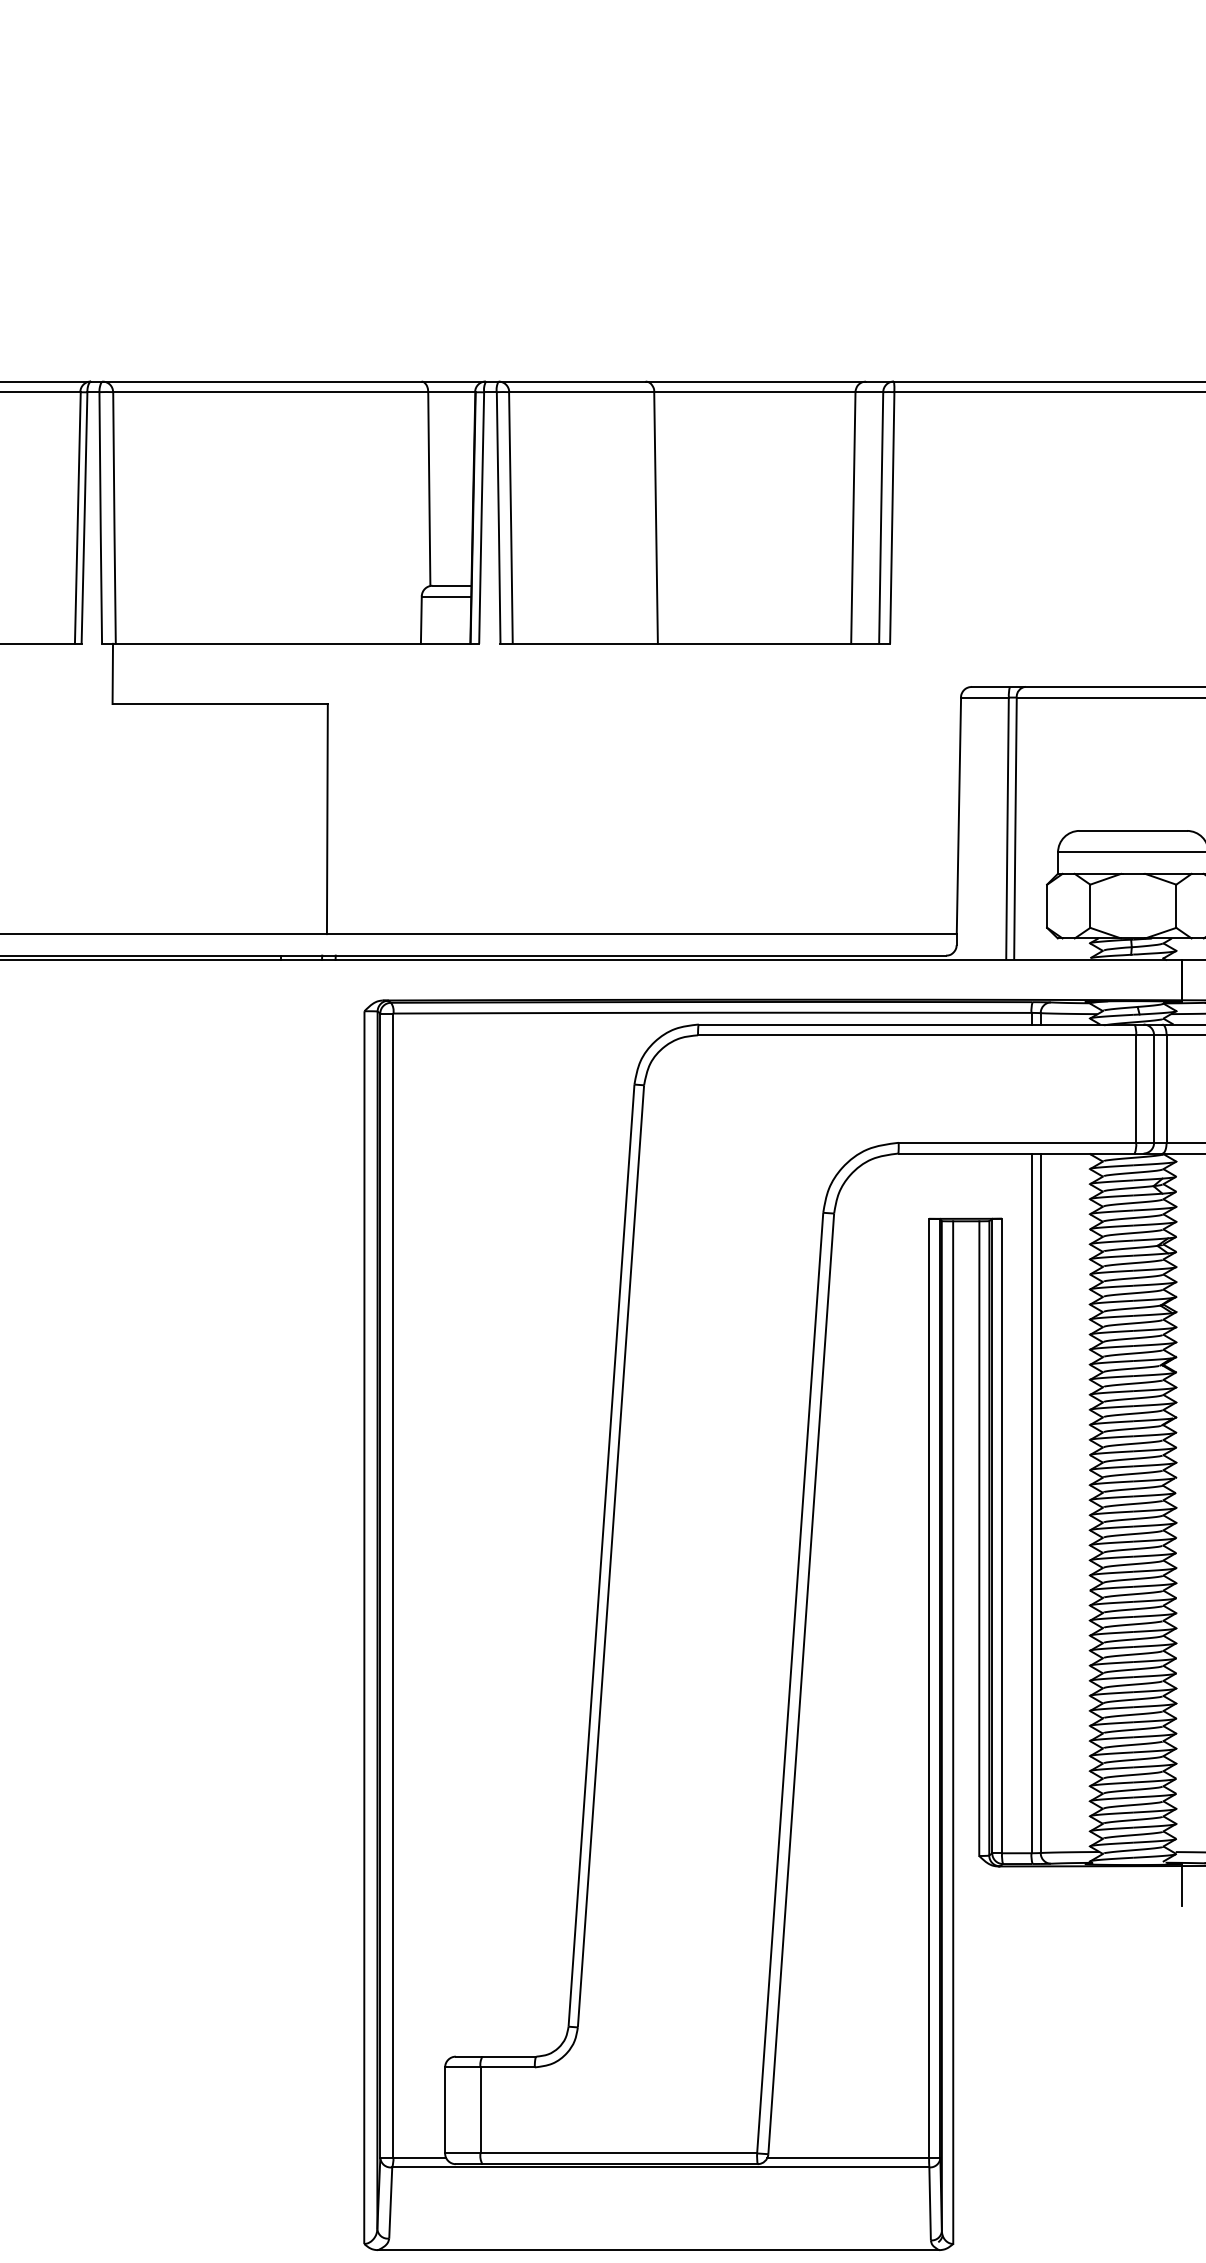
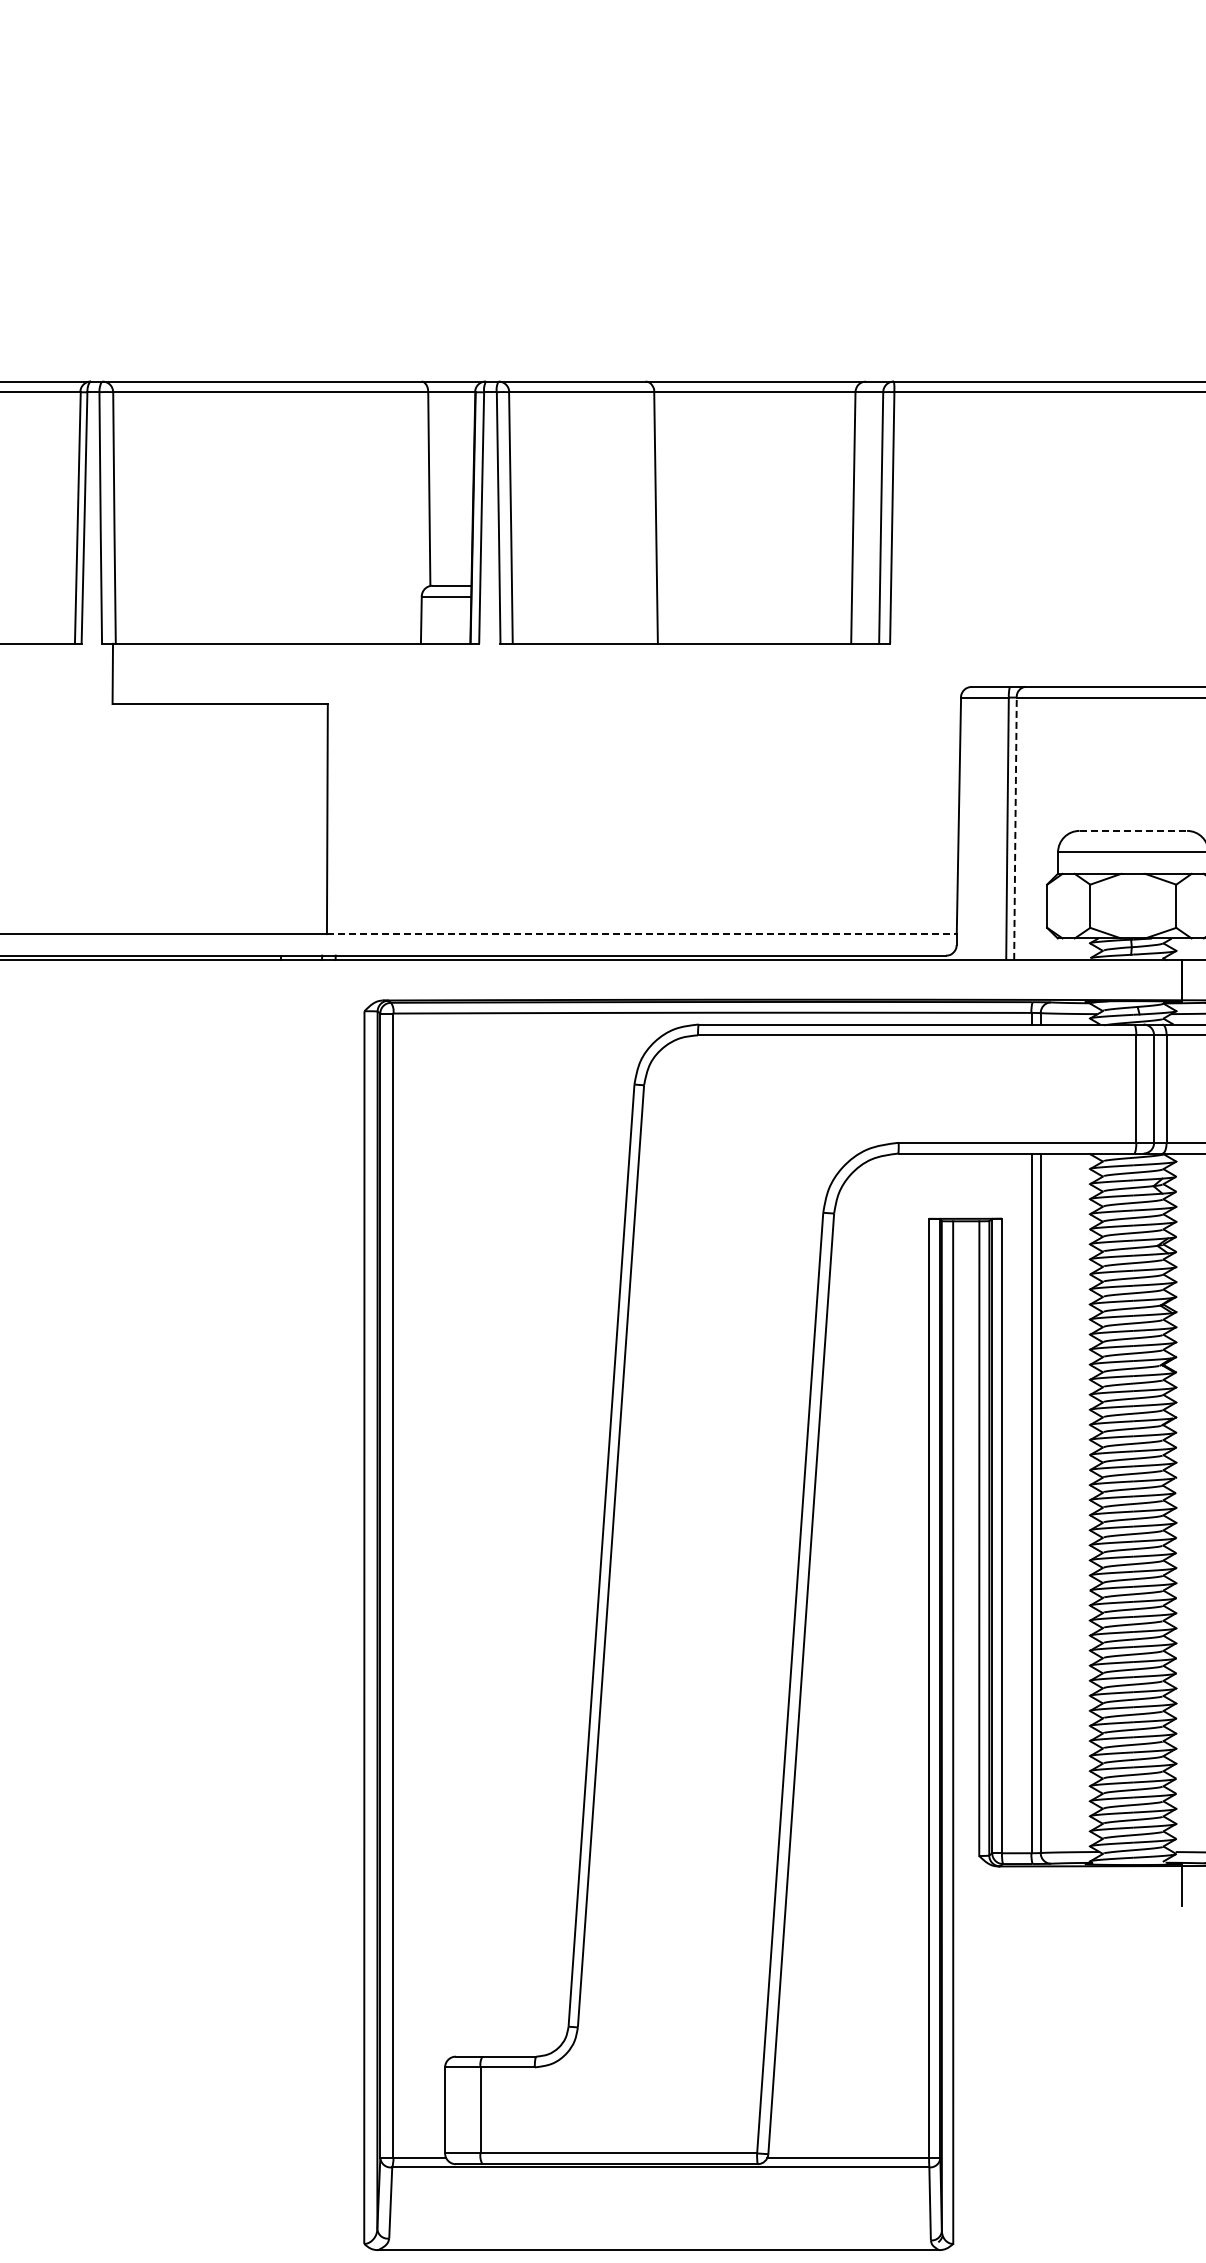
line: solid -> dashed (1015, 829)
line: solid -> dashed (1133, 830)
line: solid -> dashed (641, 934)
